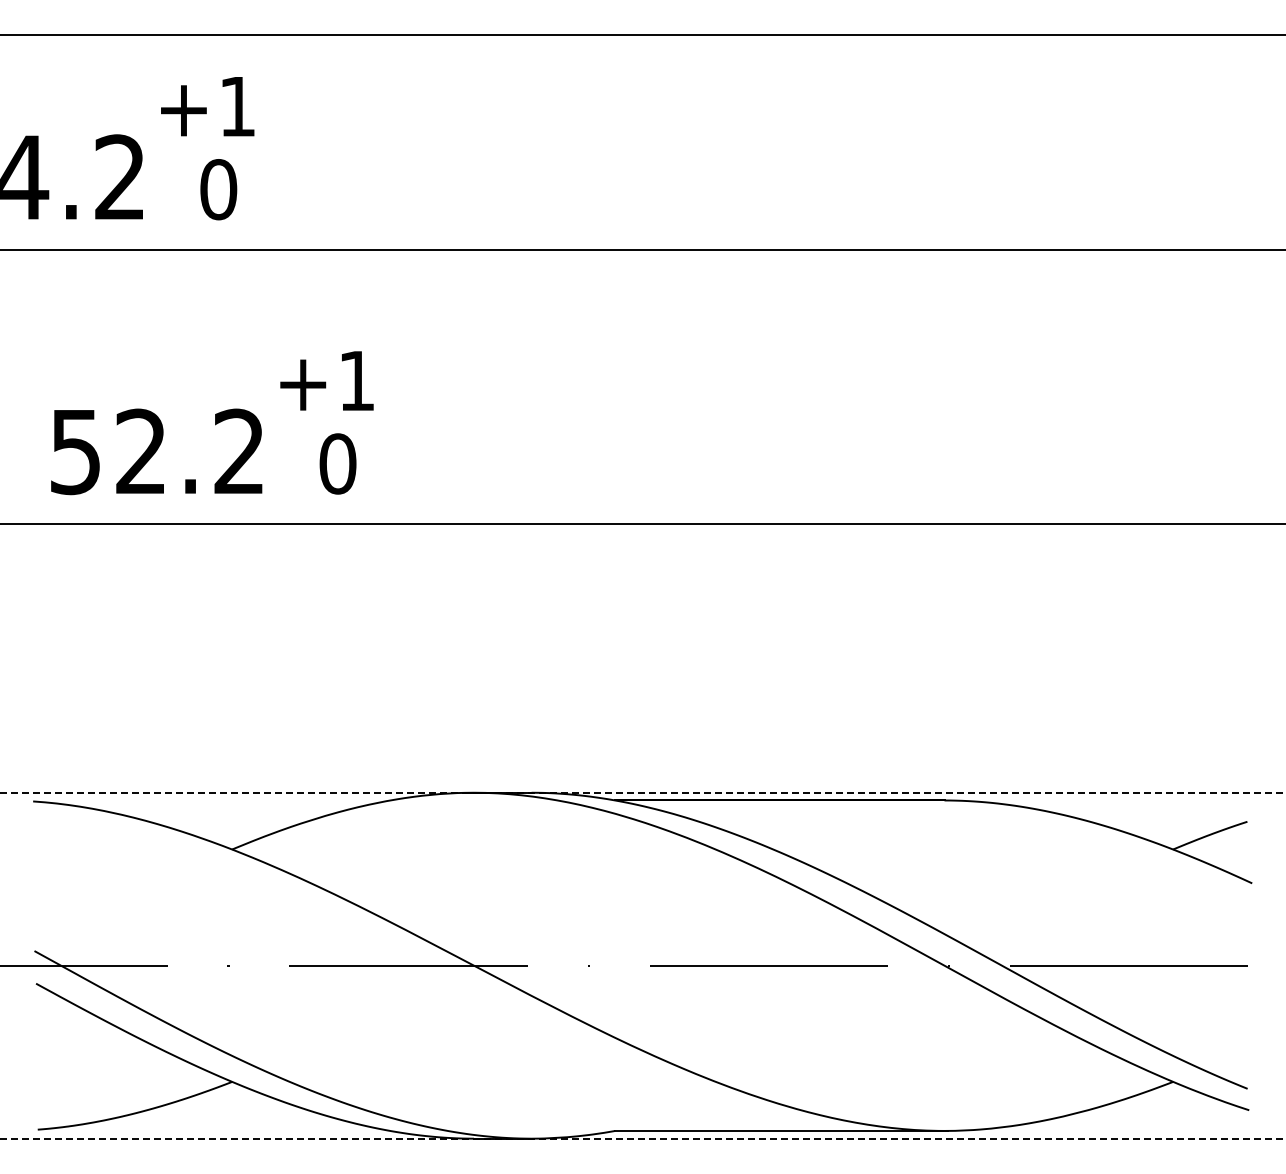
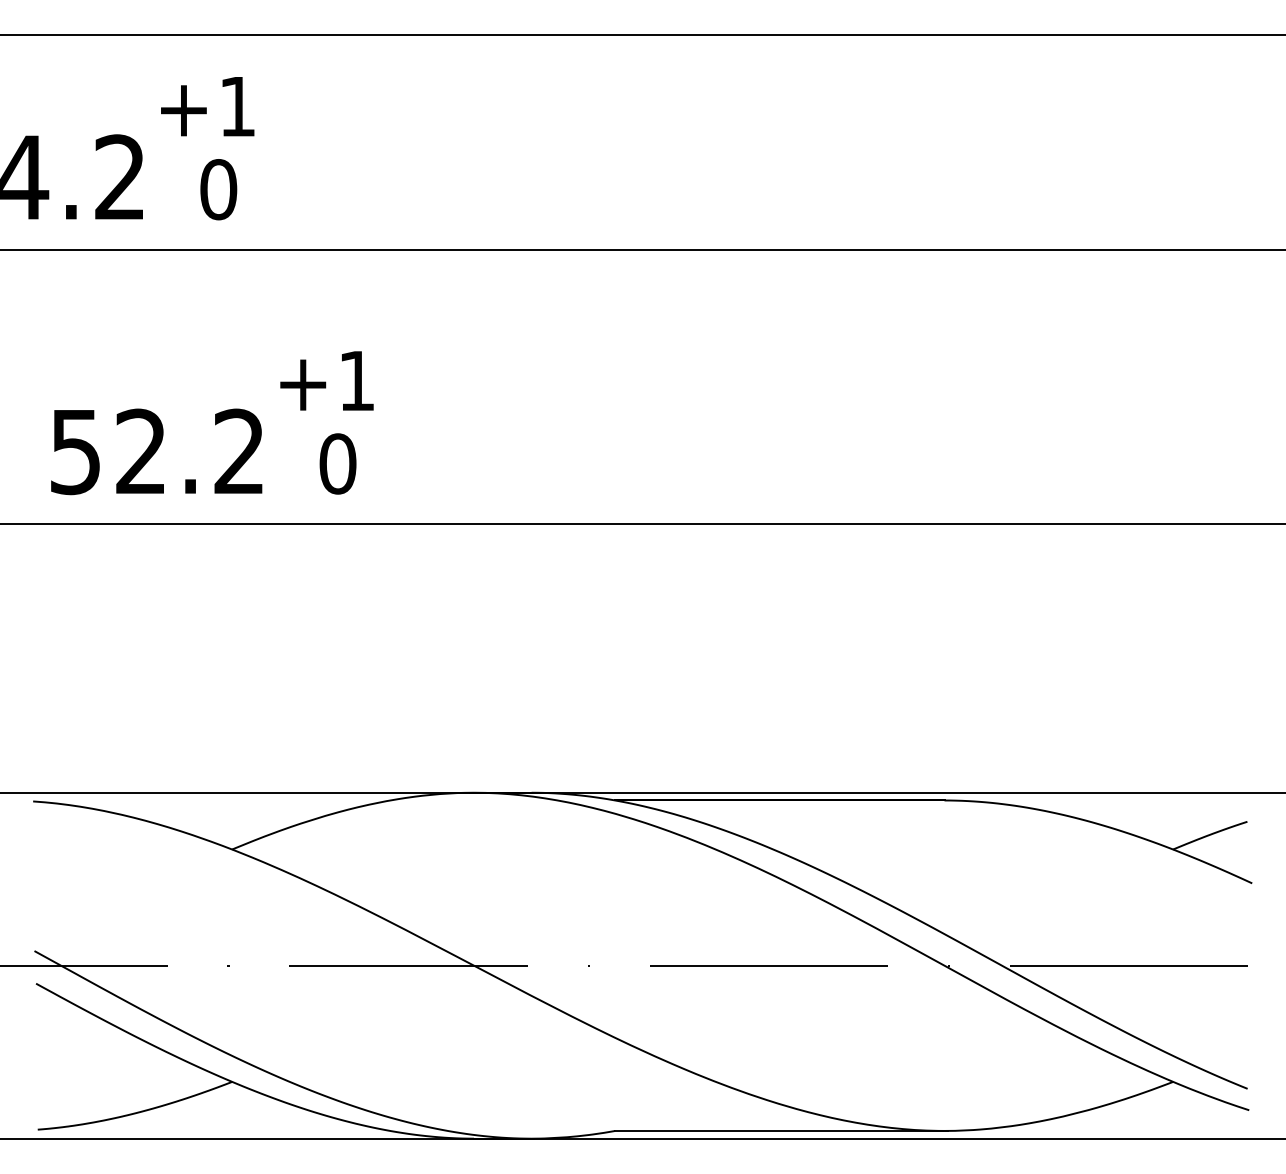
line: dashed -> solid (643, 792)
line: dashed -> solid (643, 1138)
